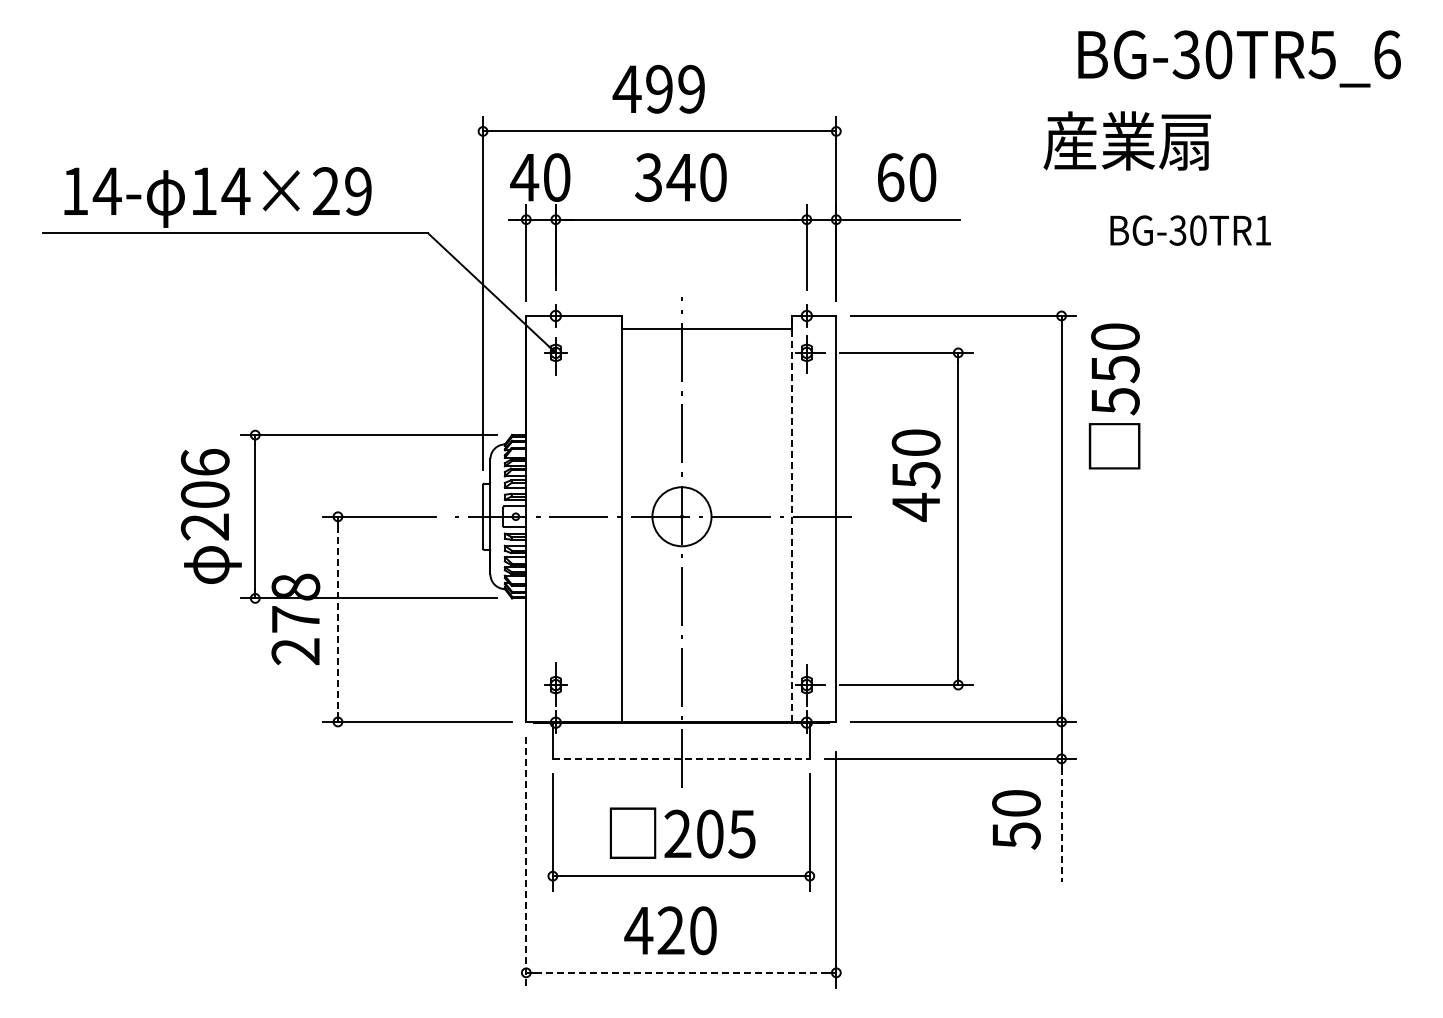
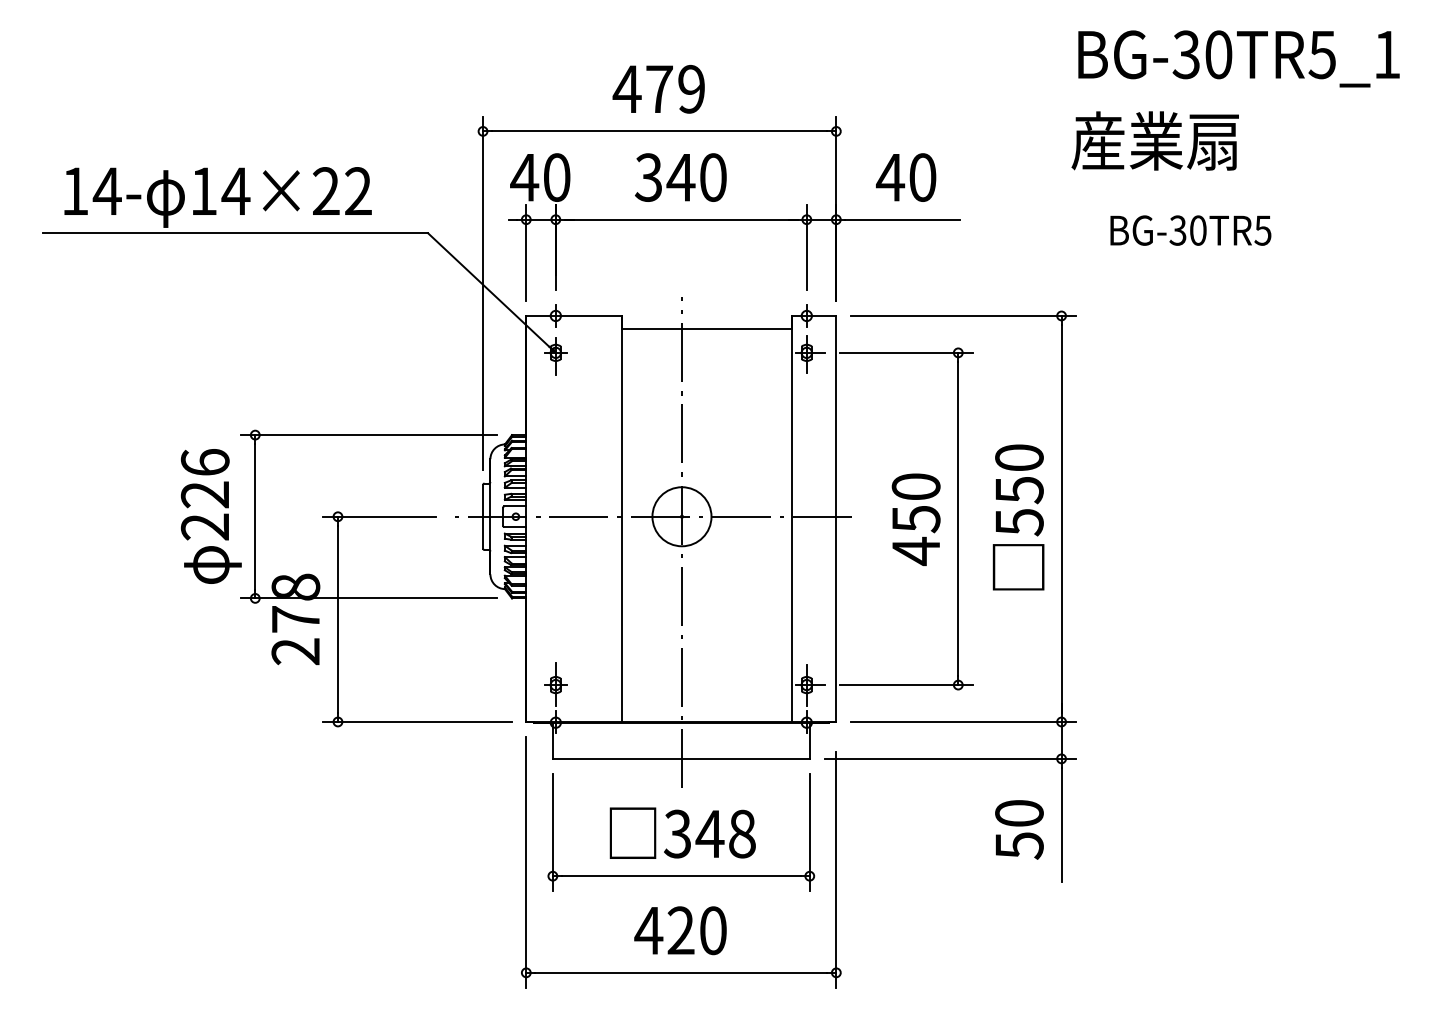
text: BG-30TR5_6 -> BG-30TR5_1 (1387, 54)
text: 499 -> 479 (659, 88)
text position: (1126, 140) -> (1154, 140) (1154, 140)
text: 60 -> 40 (890, 177)
text: 14×29 -> 14×22 (358, 191)
text: BG-30TR1 -> BG-30TR5 (1262, 230)
text position: (1114, 396) -> (1018, 517) (1018, 517)
text position: (915, 475) -> (915, 519) (915, 519)
text: 206 -> 226 (205, 494)
line: dashed -> solid (792, 518)
line: dashed -> solid (337, 619)
line: dashed -> solid (681, 758)
text position: (1016, 819) -> (1019, 829) (1019, 829)
line: dashed -> solid (1061, 825)
text: 205 -> 348 (709, 833)
line: dashed -> solid (526, 862)
text position: (670, 930) -> (680, 930) (680, 930)
line: dashed -> solid (681, 972)
